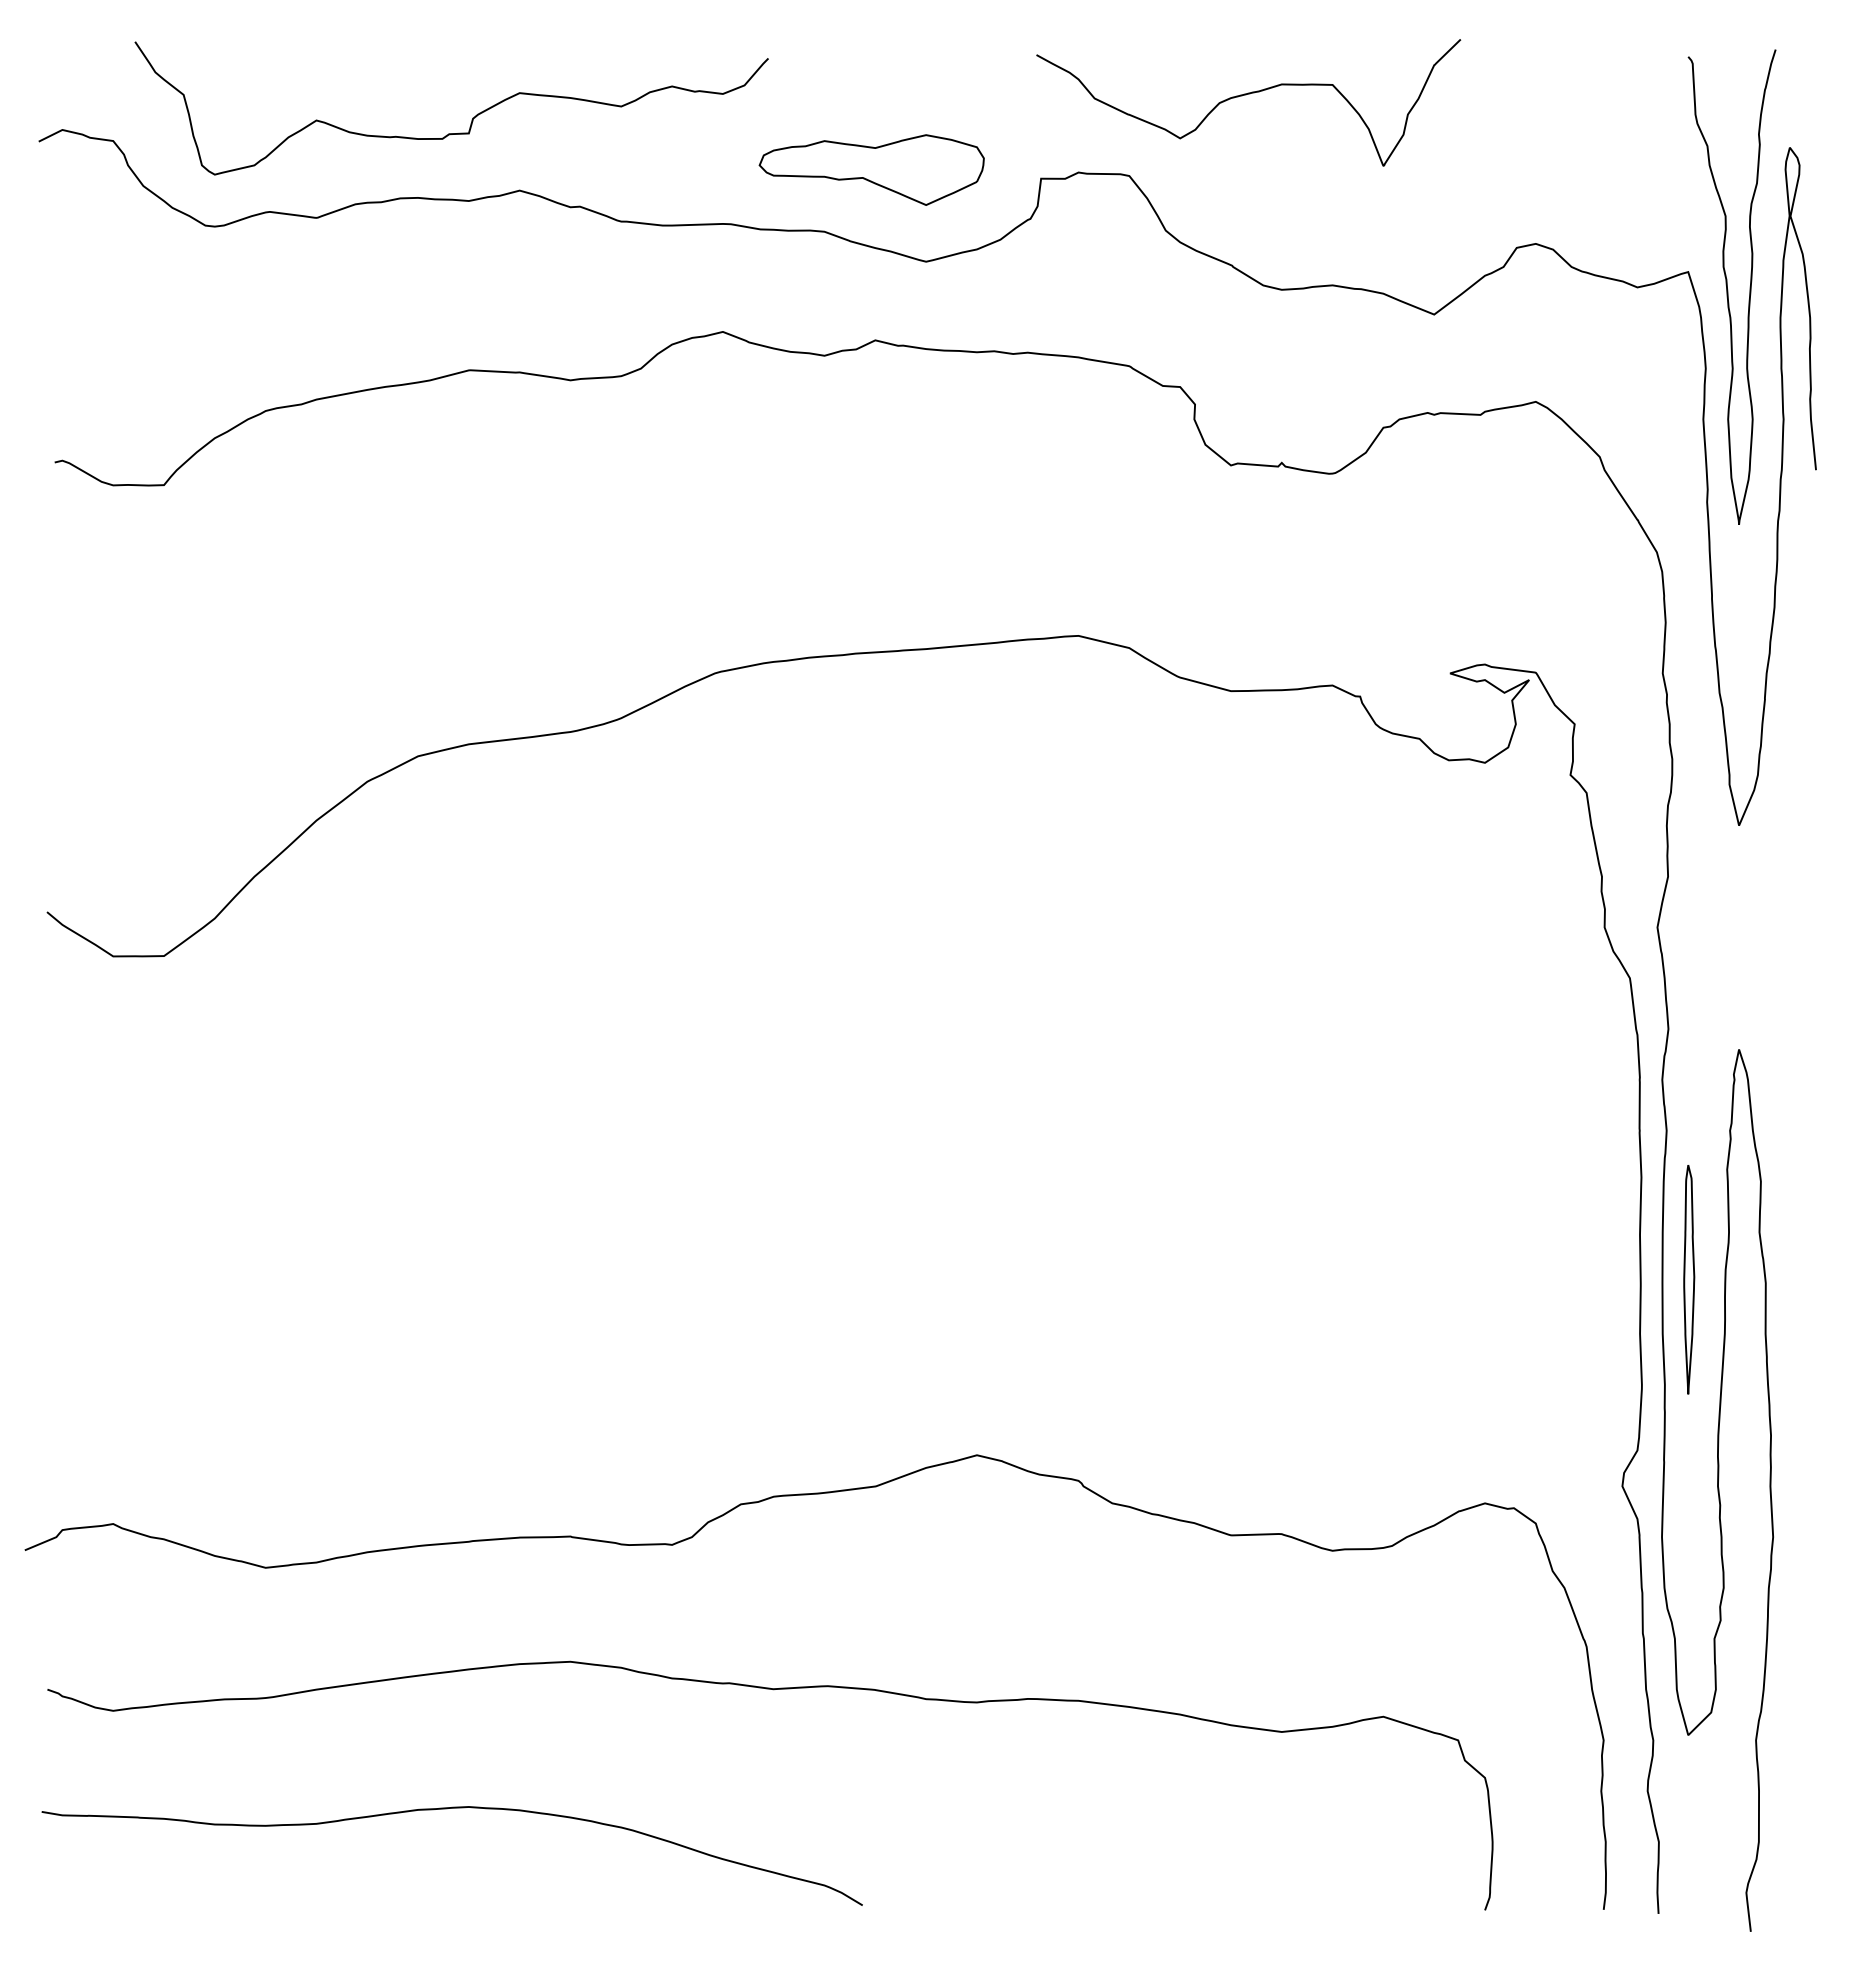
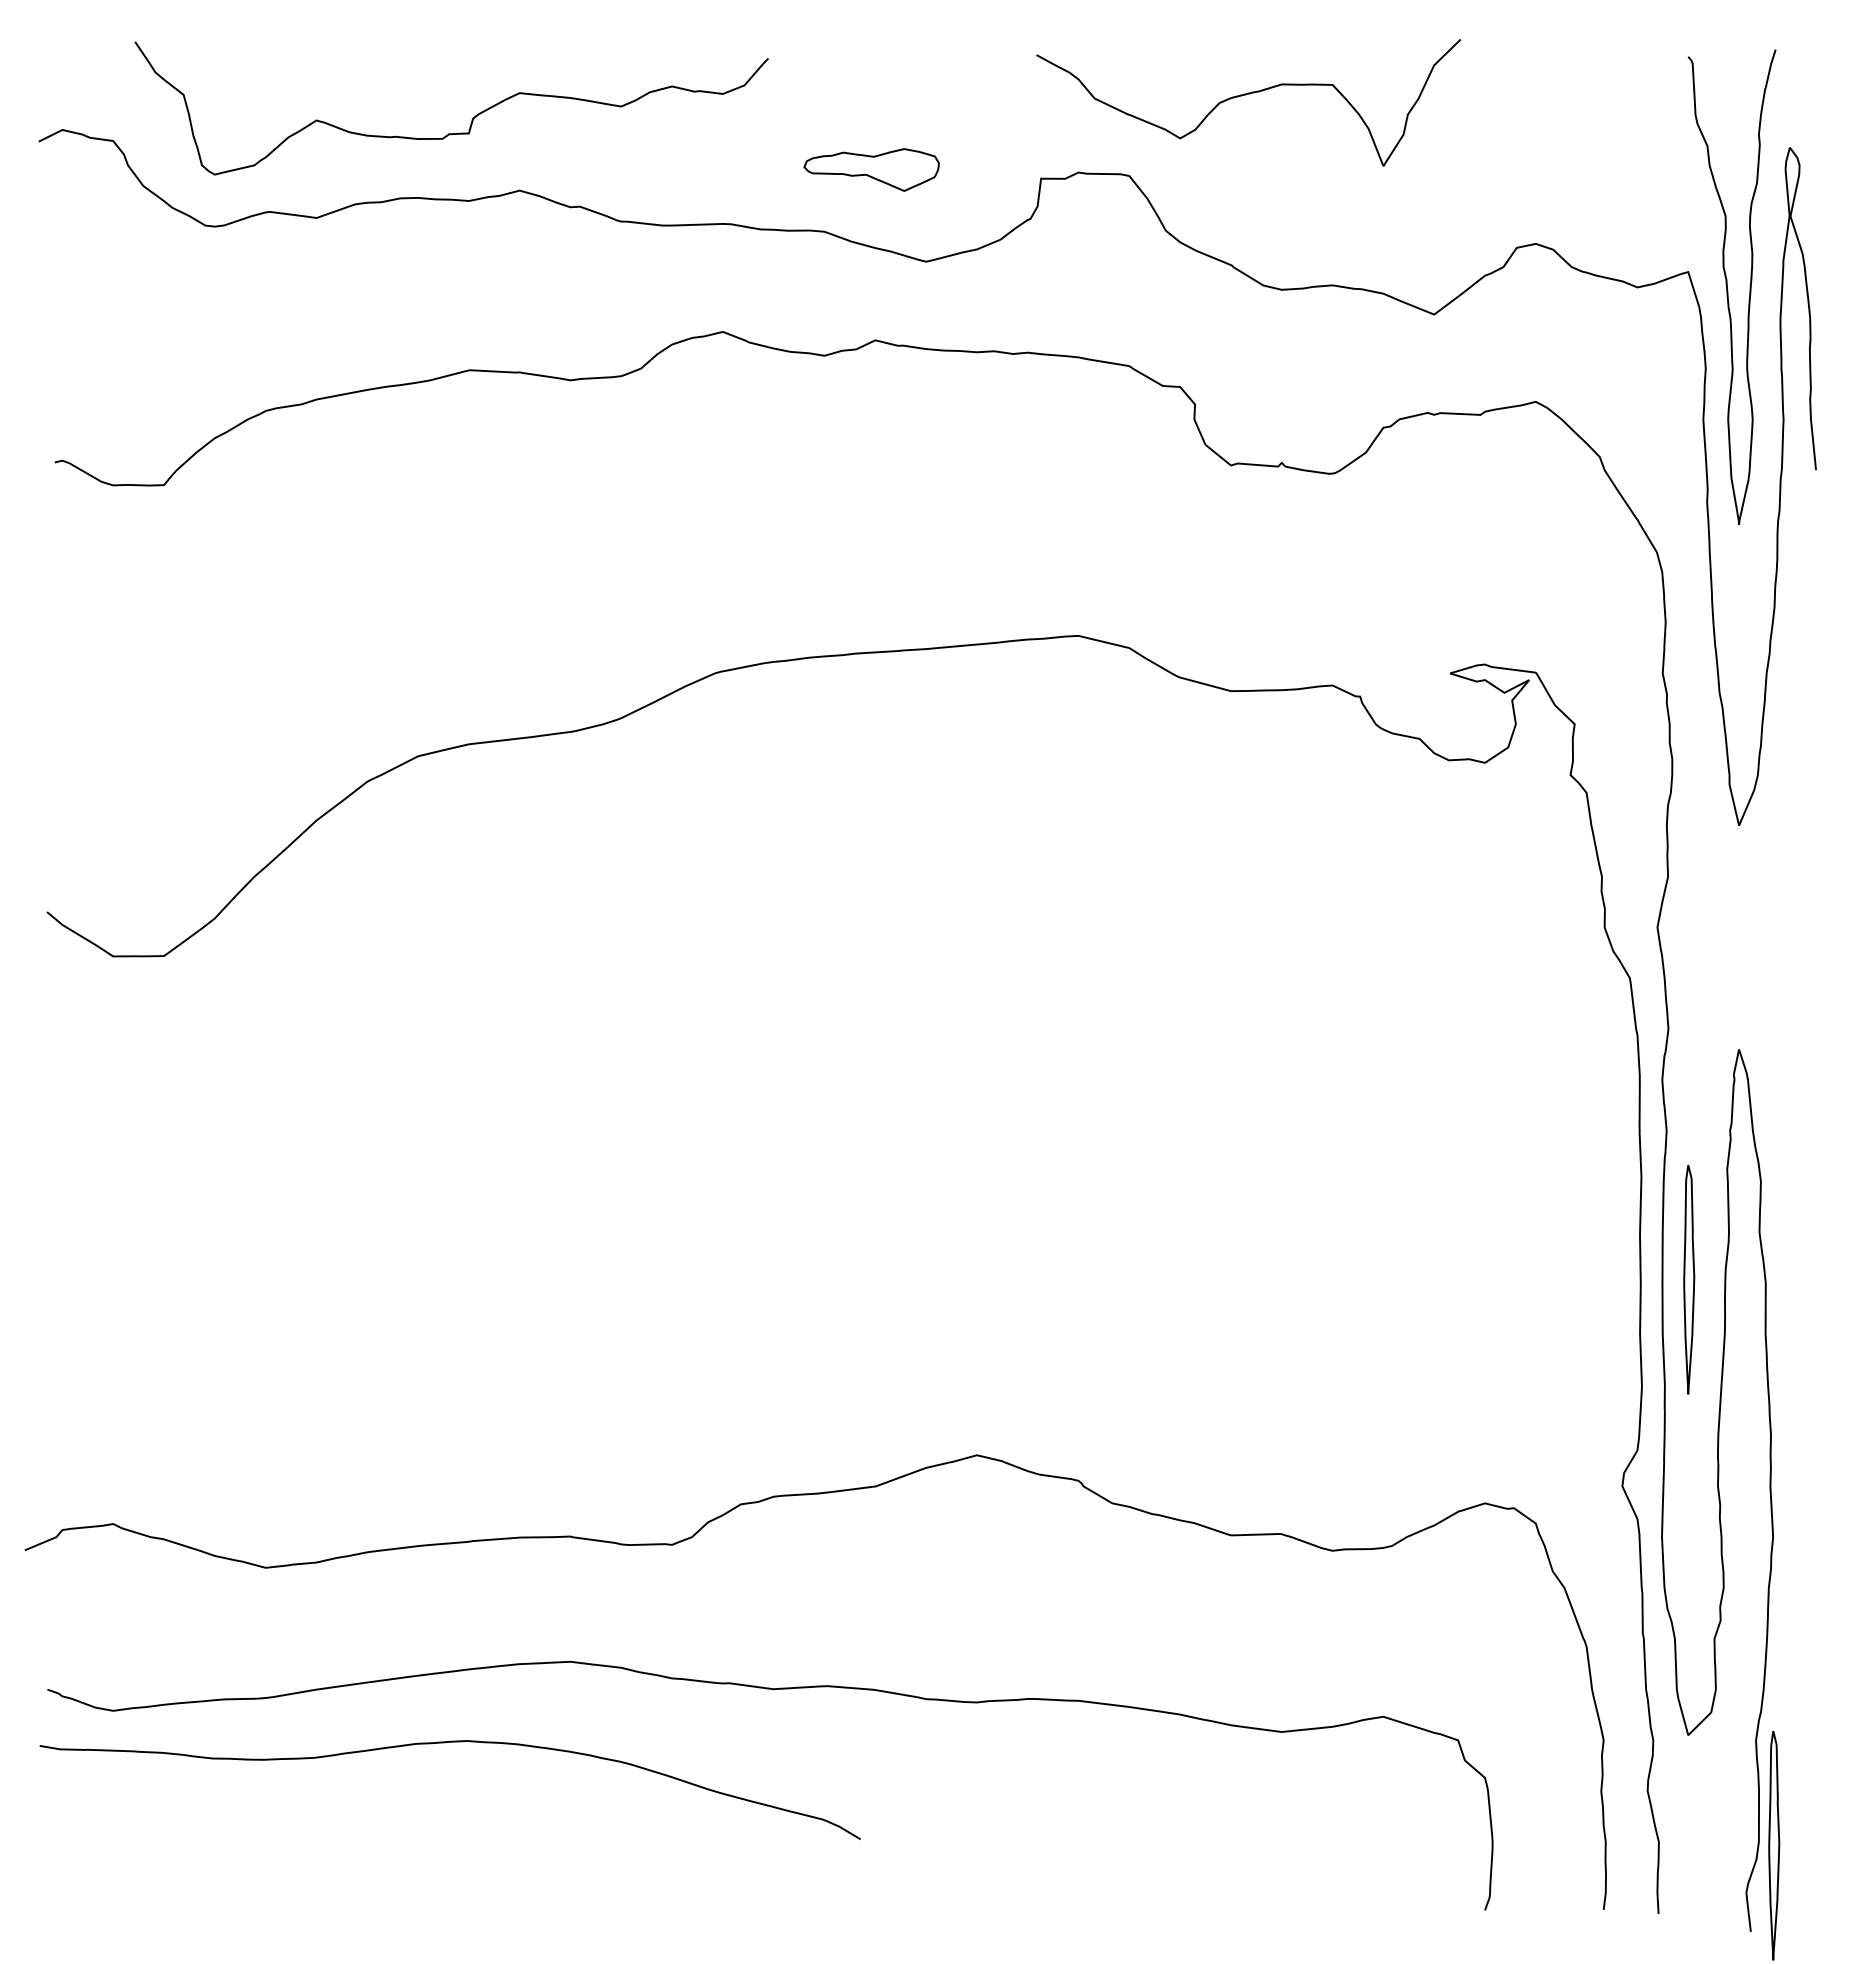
part size: 227x72 px -> 137x44 px (871, 169)
curve position: (447, 1809) -> (445, 1743) (445, 1743)
part: none -> present (1774, 1845)
